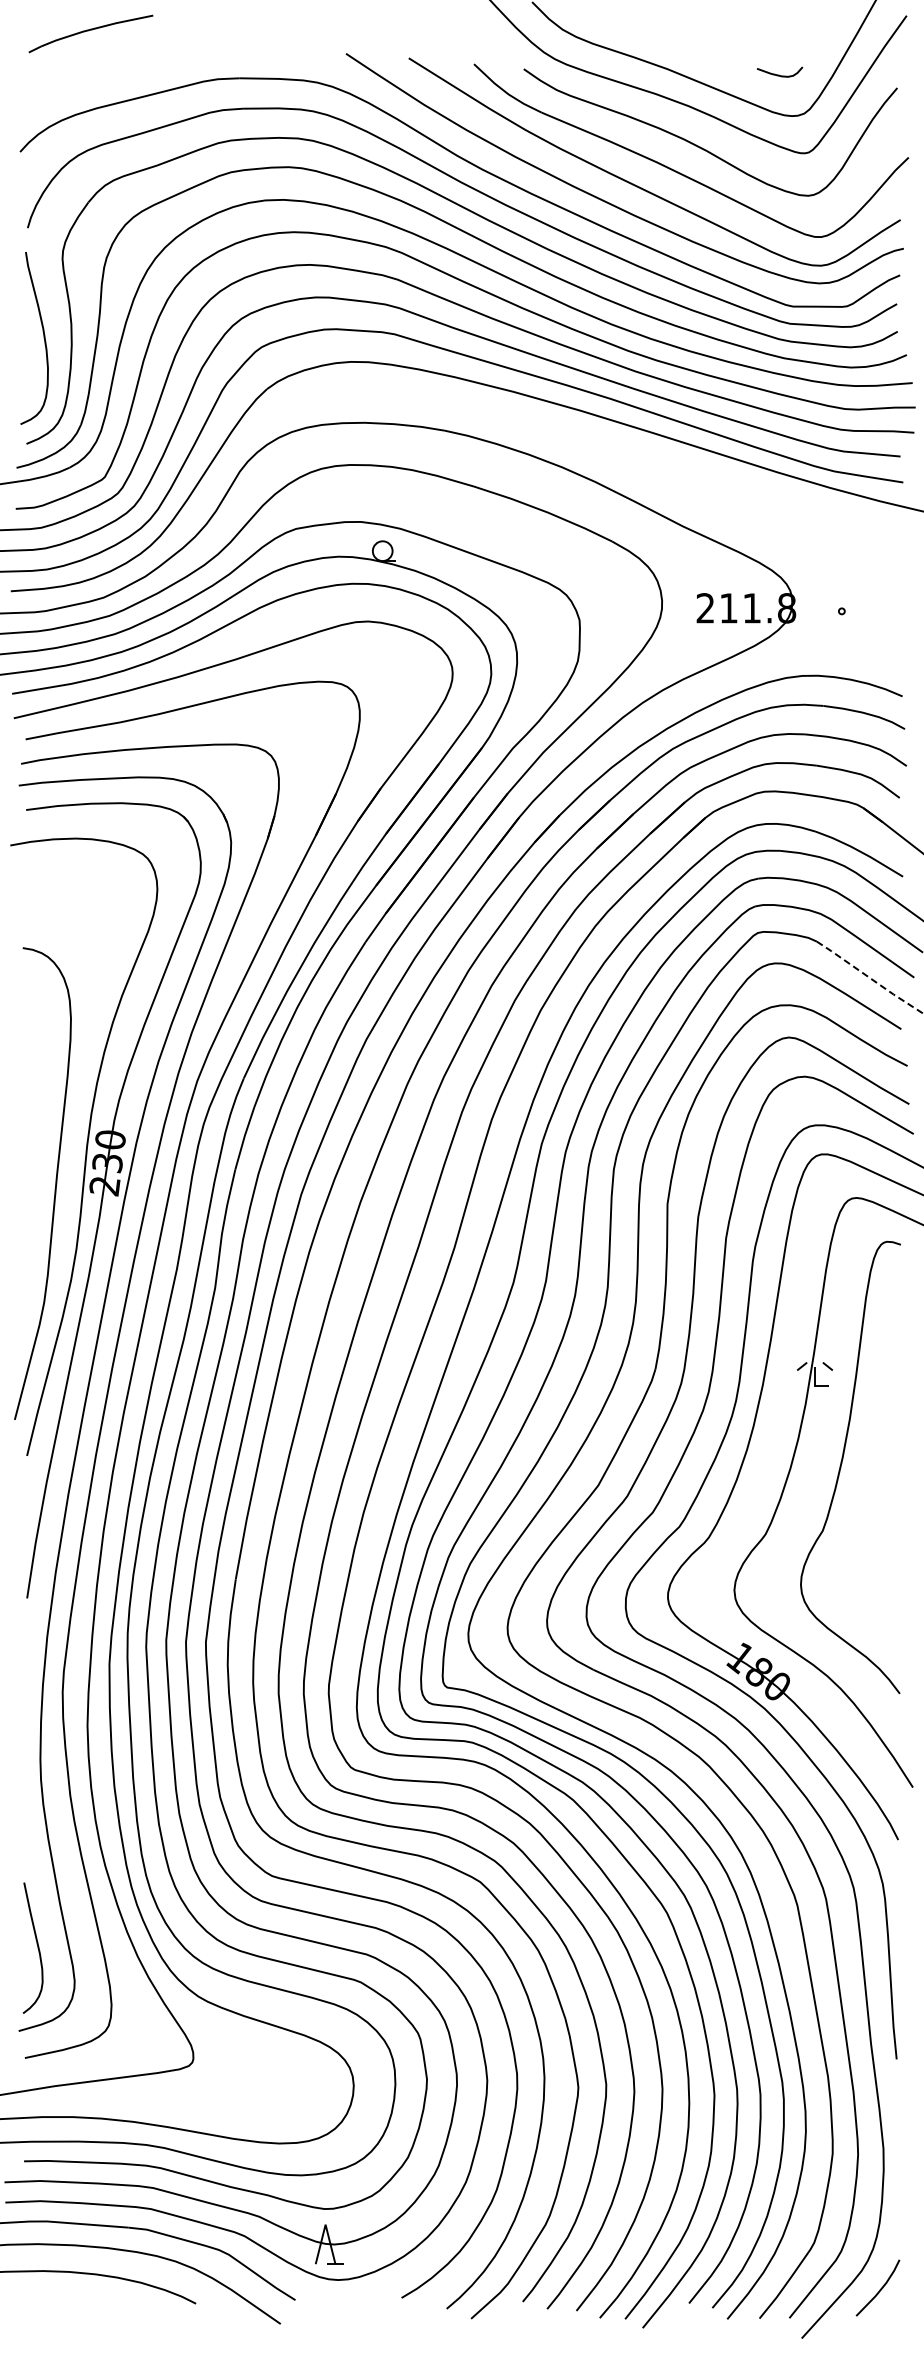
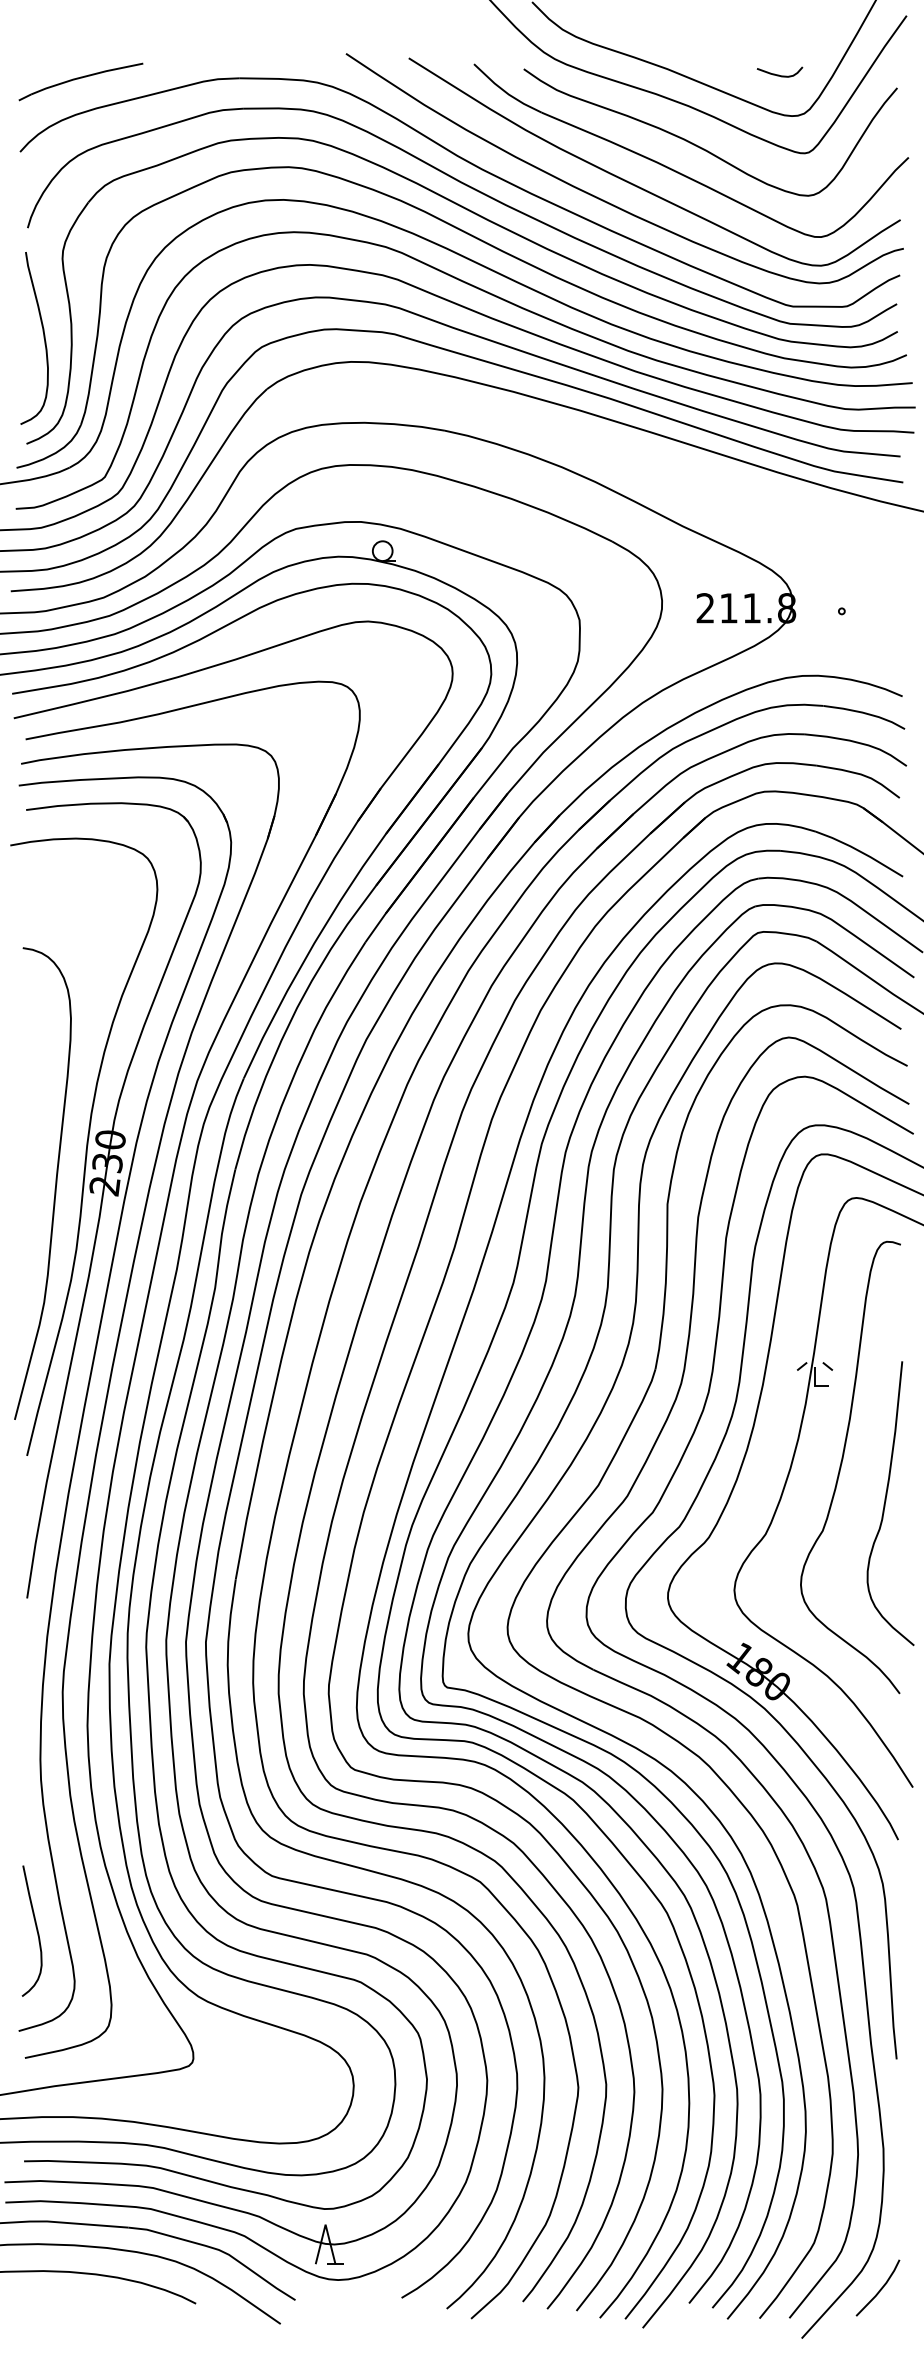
part position: (90, 33) -> (80, 81) (80, 81)
line: dashed -> solid (869, 977)
curve: none -> present (886, 1501)
curve position: (36, 1944) -> (35, 1927) (35, 1927)
